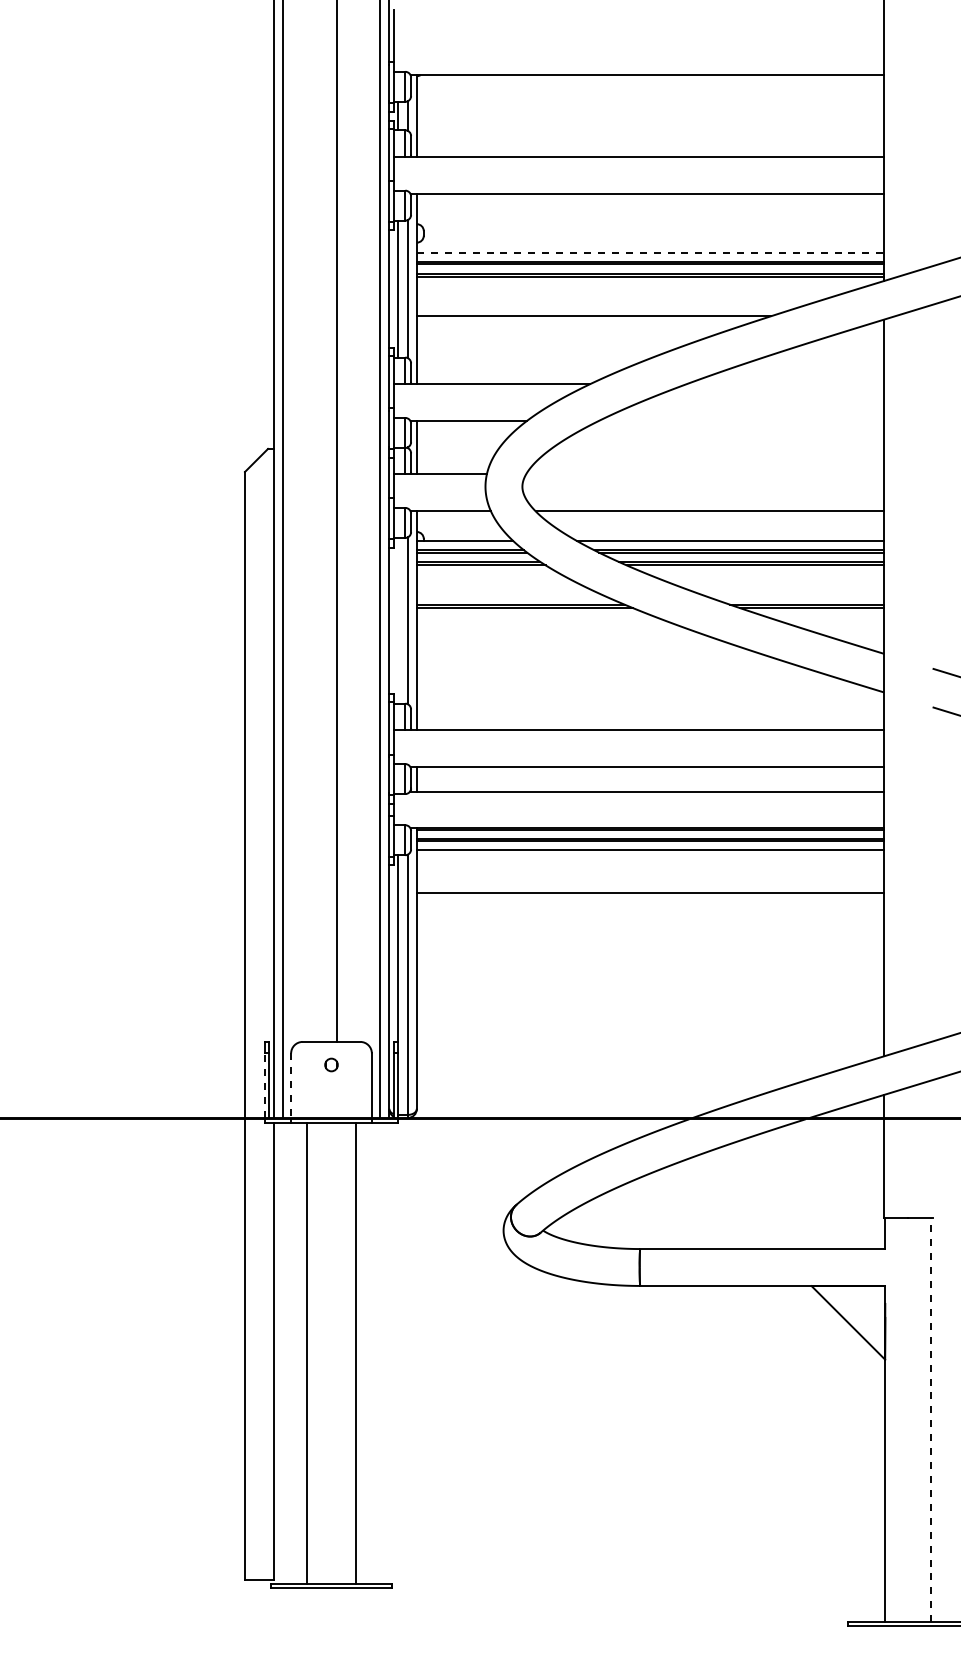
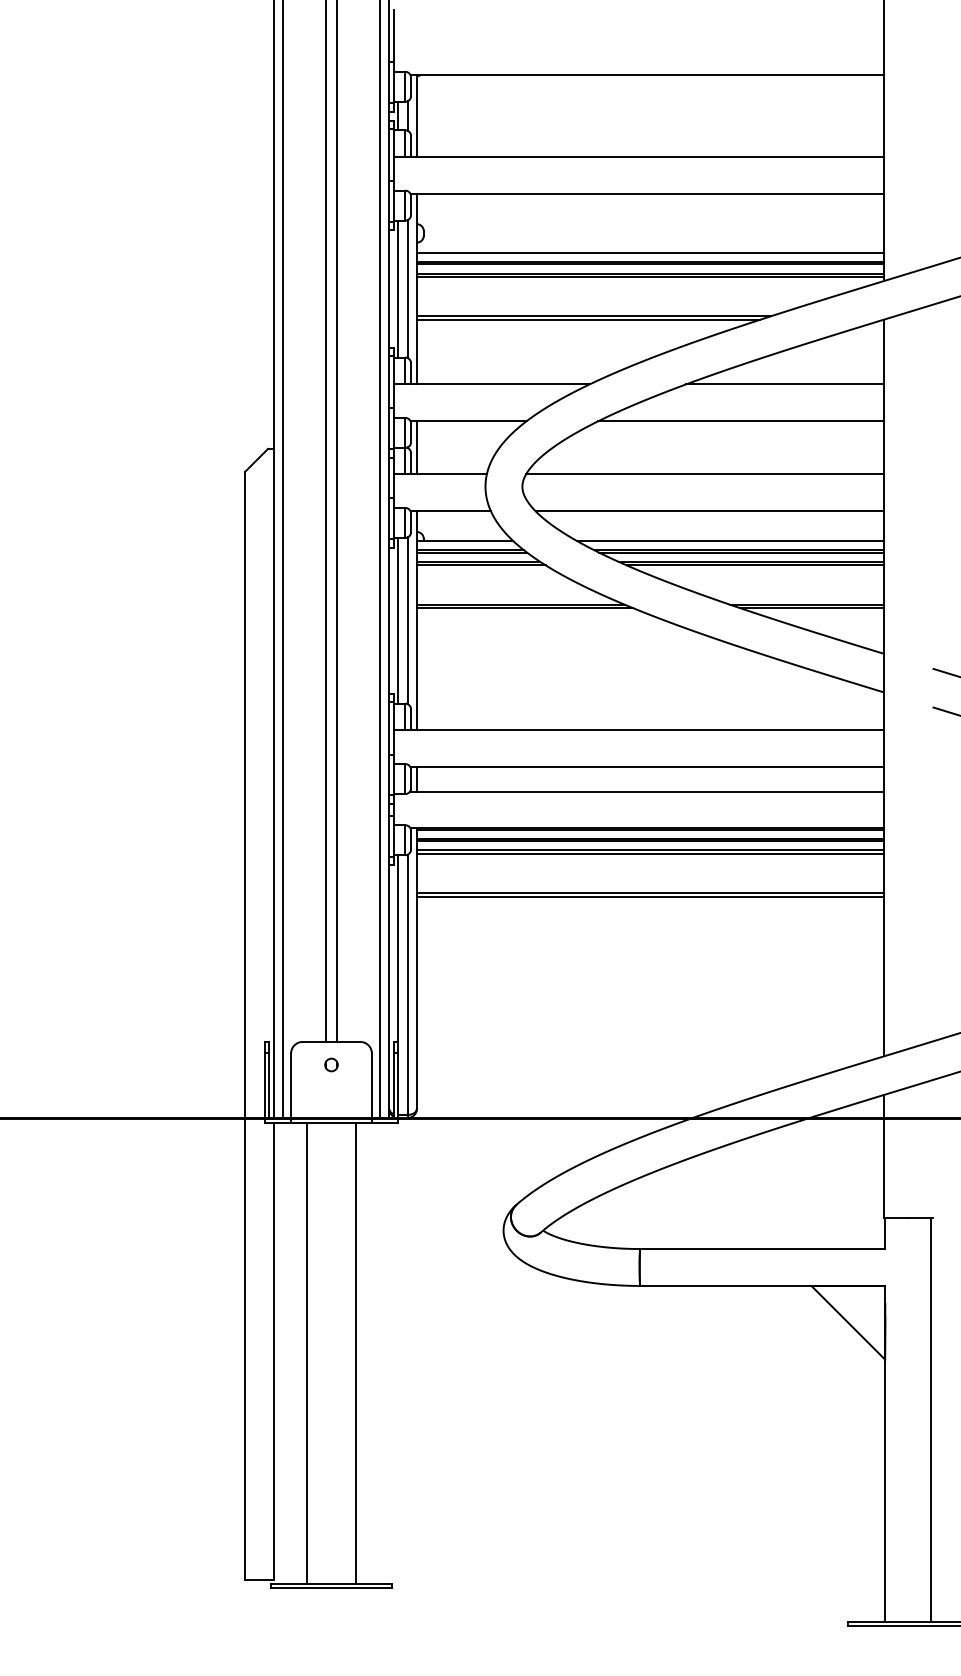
line: dashed -> solid (650, 252)
line: none -> present (588, 319)
line: none -> present (785, 384)
line: none -> present (741, 421)
line: none -> present (705, 474)
line: none -> present (325, 521)
line: none -> present (398, 620)
line: none -> present (650, 853)
line: none -> present (650, 896)
line: dashed -> solid (264, 1085)
line: dashed -> solid (291, 1086)
line: dashed -> solid (931, 1420)
